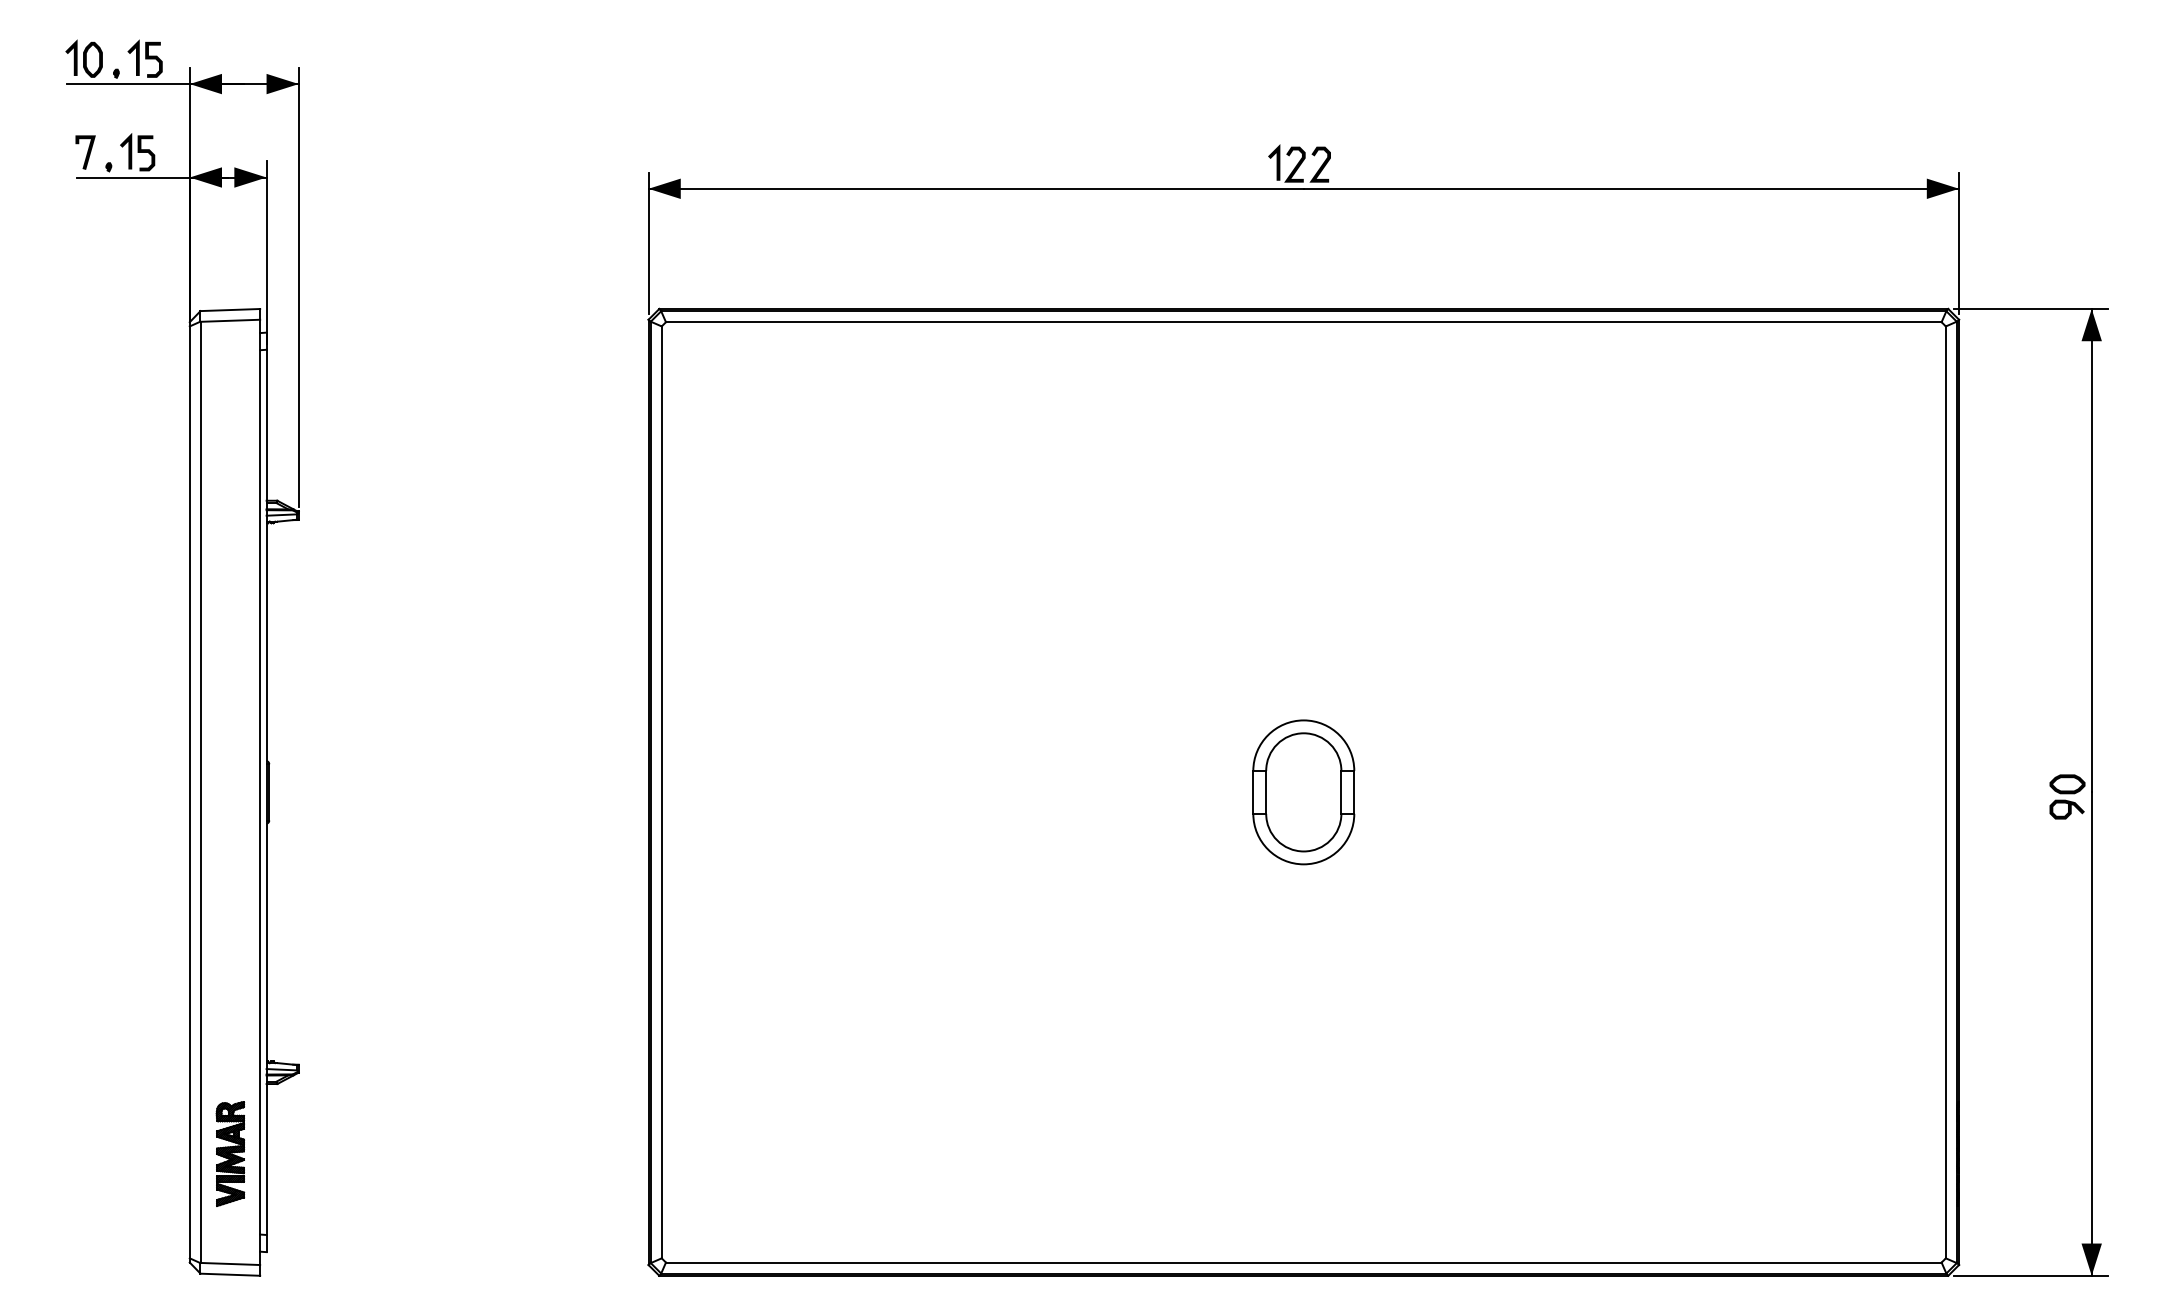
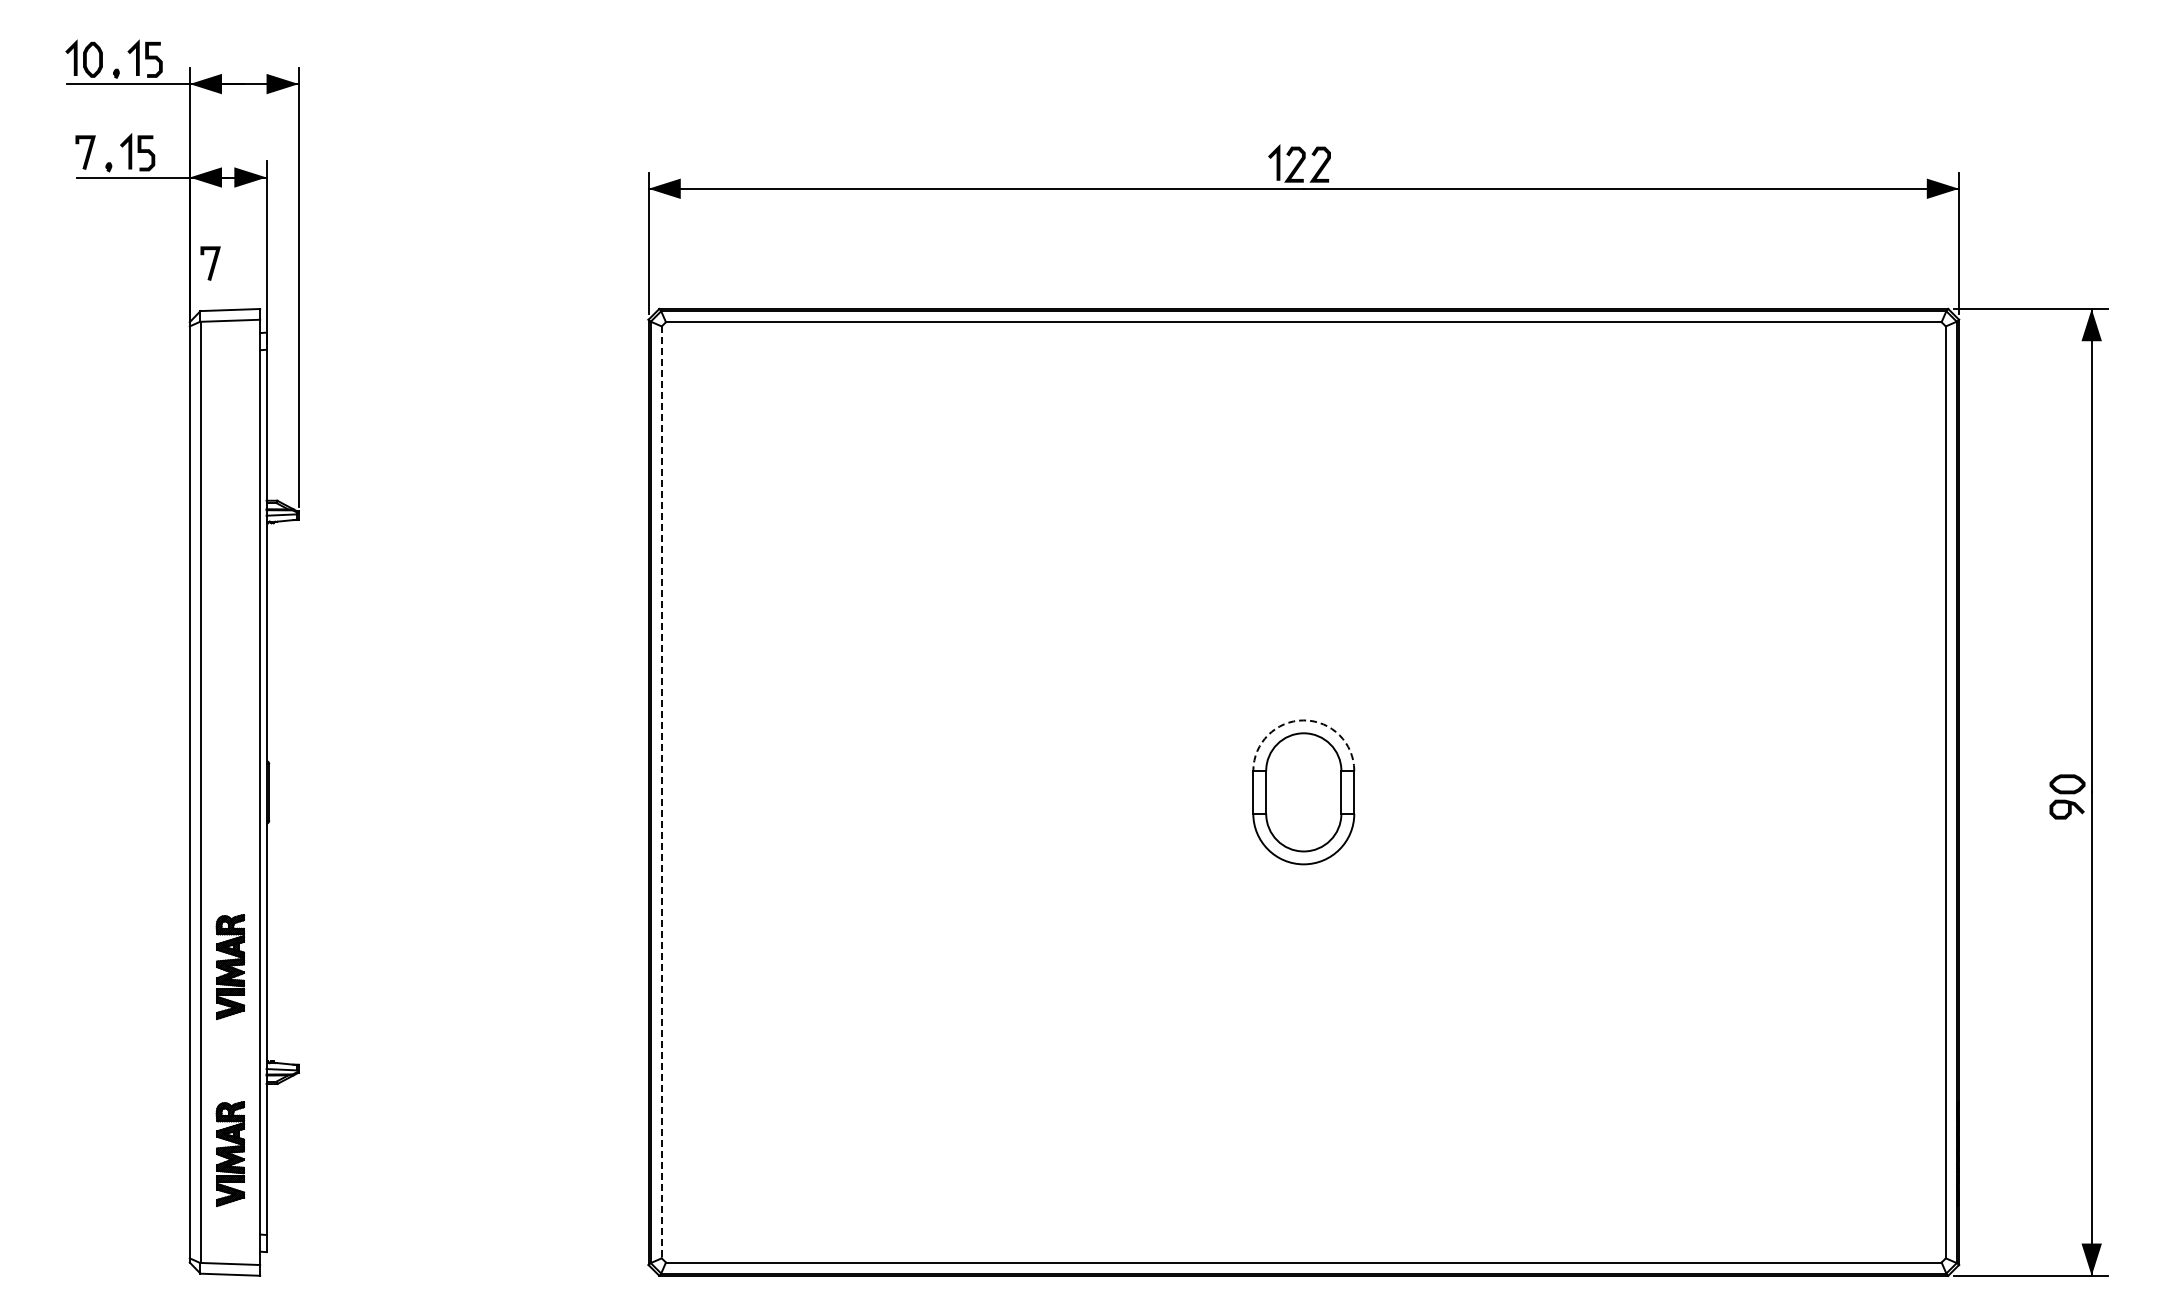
line: none -> present (212, 263)
arc: solid -> dashed (1303, 720)
line: solid -> dashed (661, 792)
part: none -> present (230, 966)
